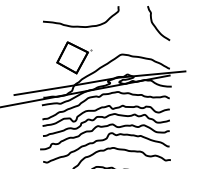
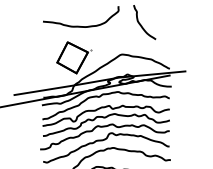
curve position: (155, 25) -> (141, 24) (141, 24)
